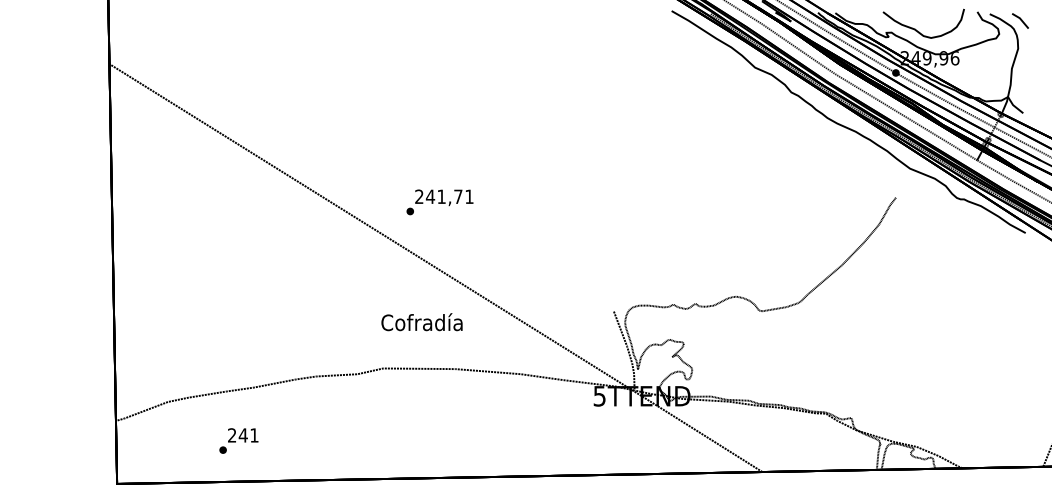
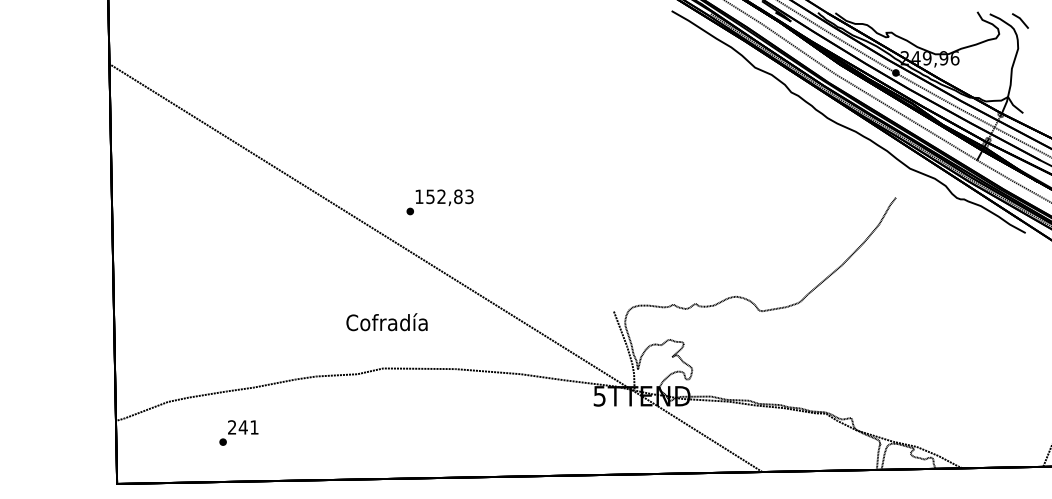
curve: present -> none (919, 31)
text: 241,71 -> 152,83 (444, 196)
text position: (421, 322) -> (386, 322) (386, 322)
text position: (238, 440) -> (238, 432) (238, 432)
